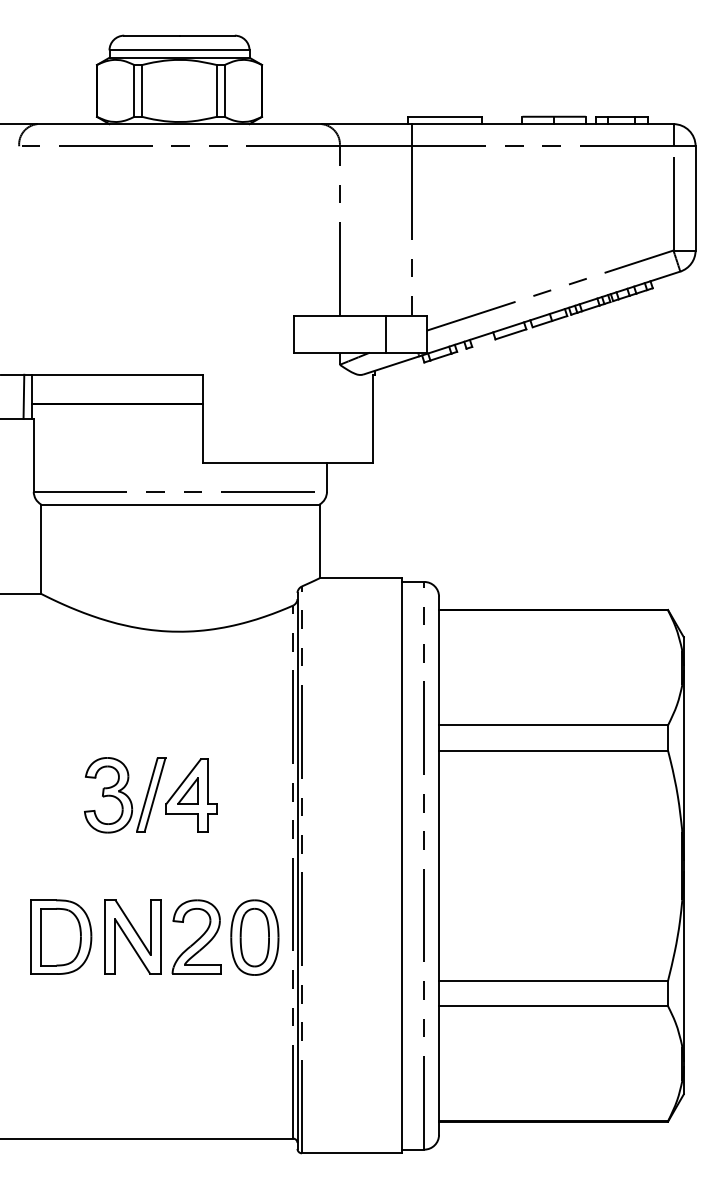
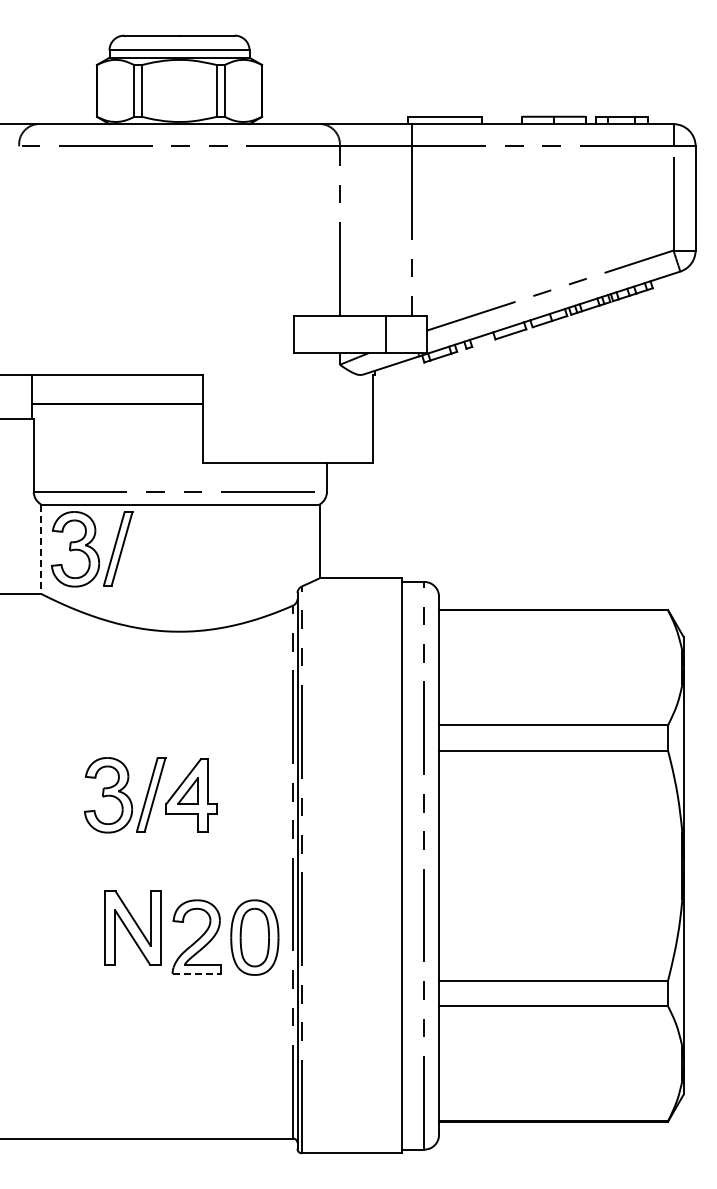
line: present -> none (23, 396)
line: solid -> dashed (41, 549)
part: none -> present (92, 549)
part: present -> none (61, 936)
part position: (132, 936) -> (132, 927) (132, 927)
line: solid -> dashed (197, 974)
